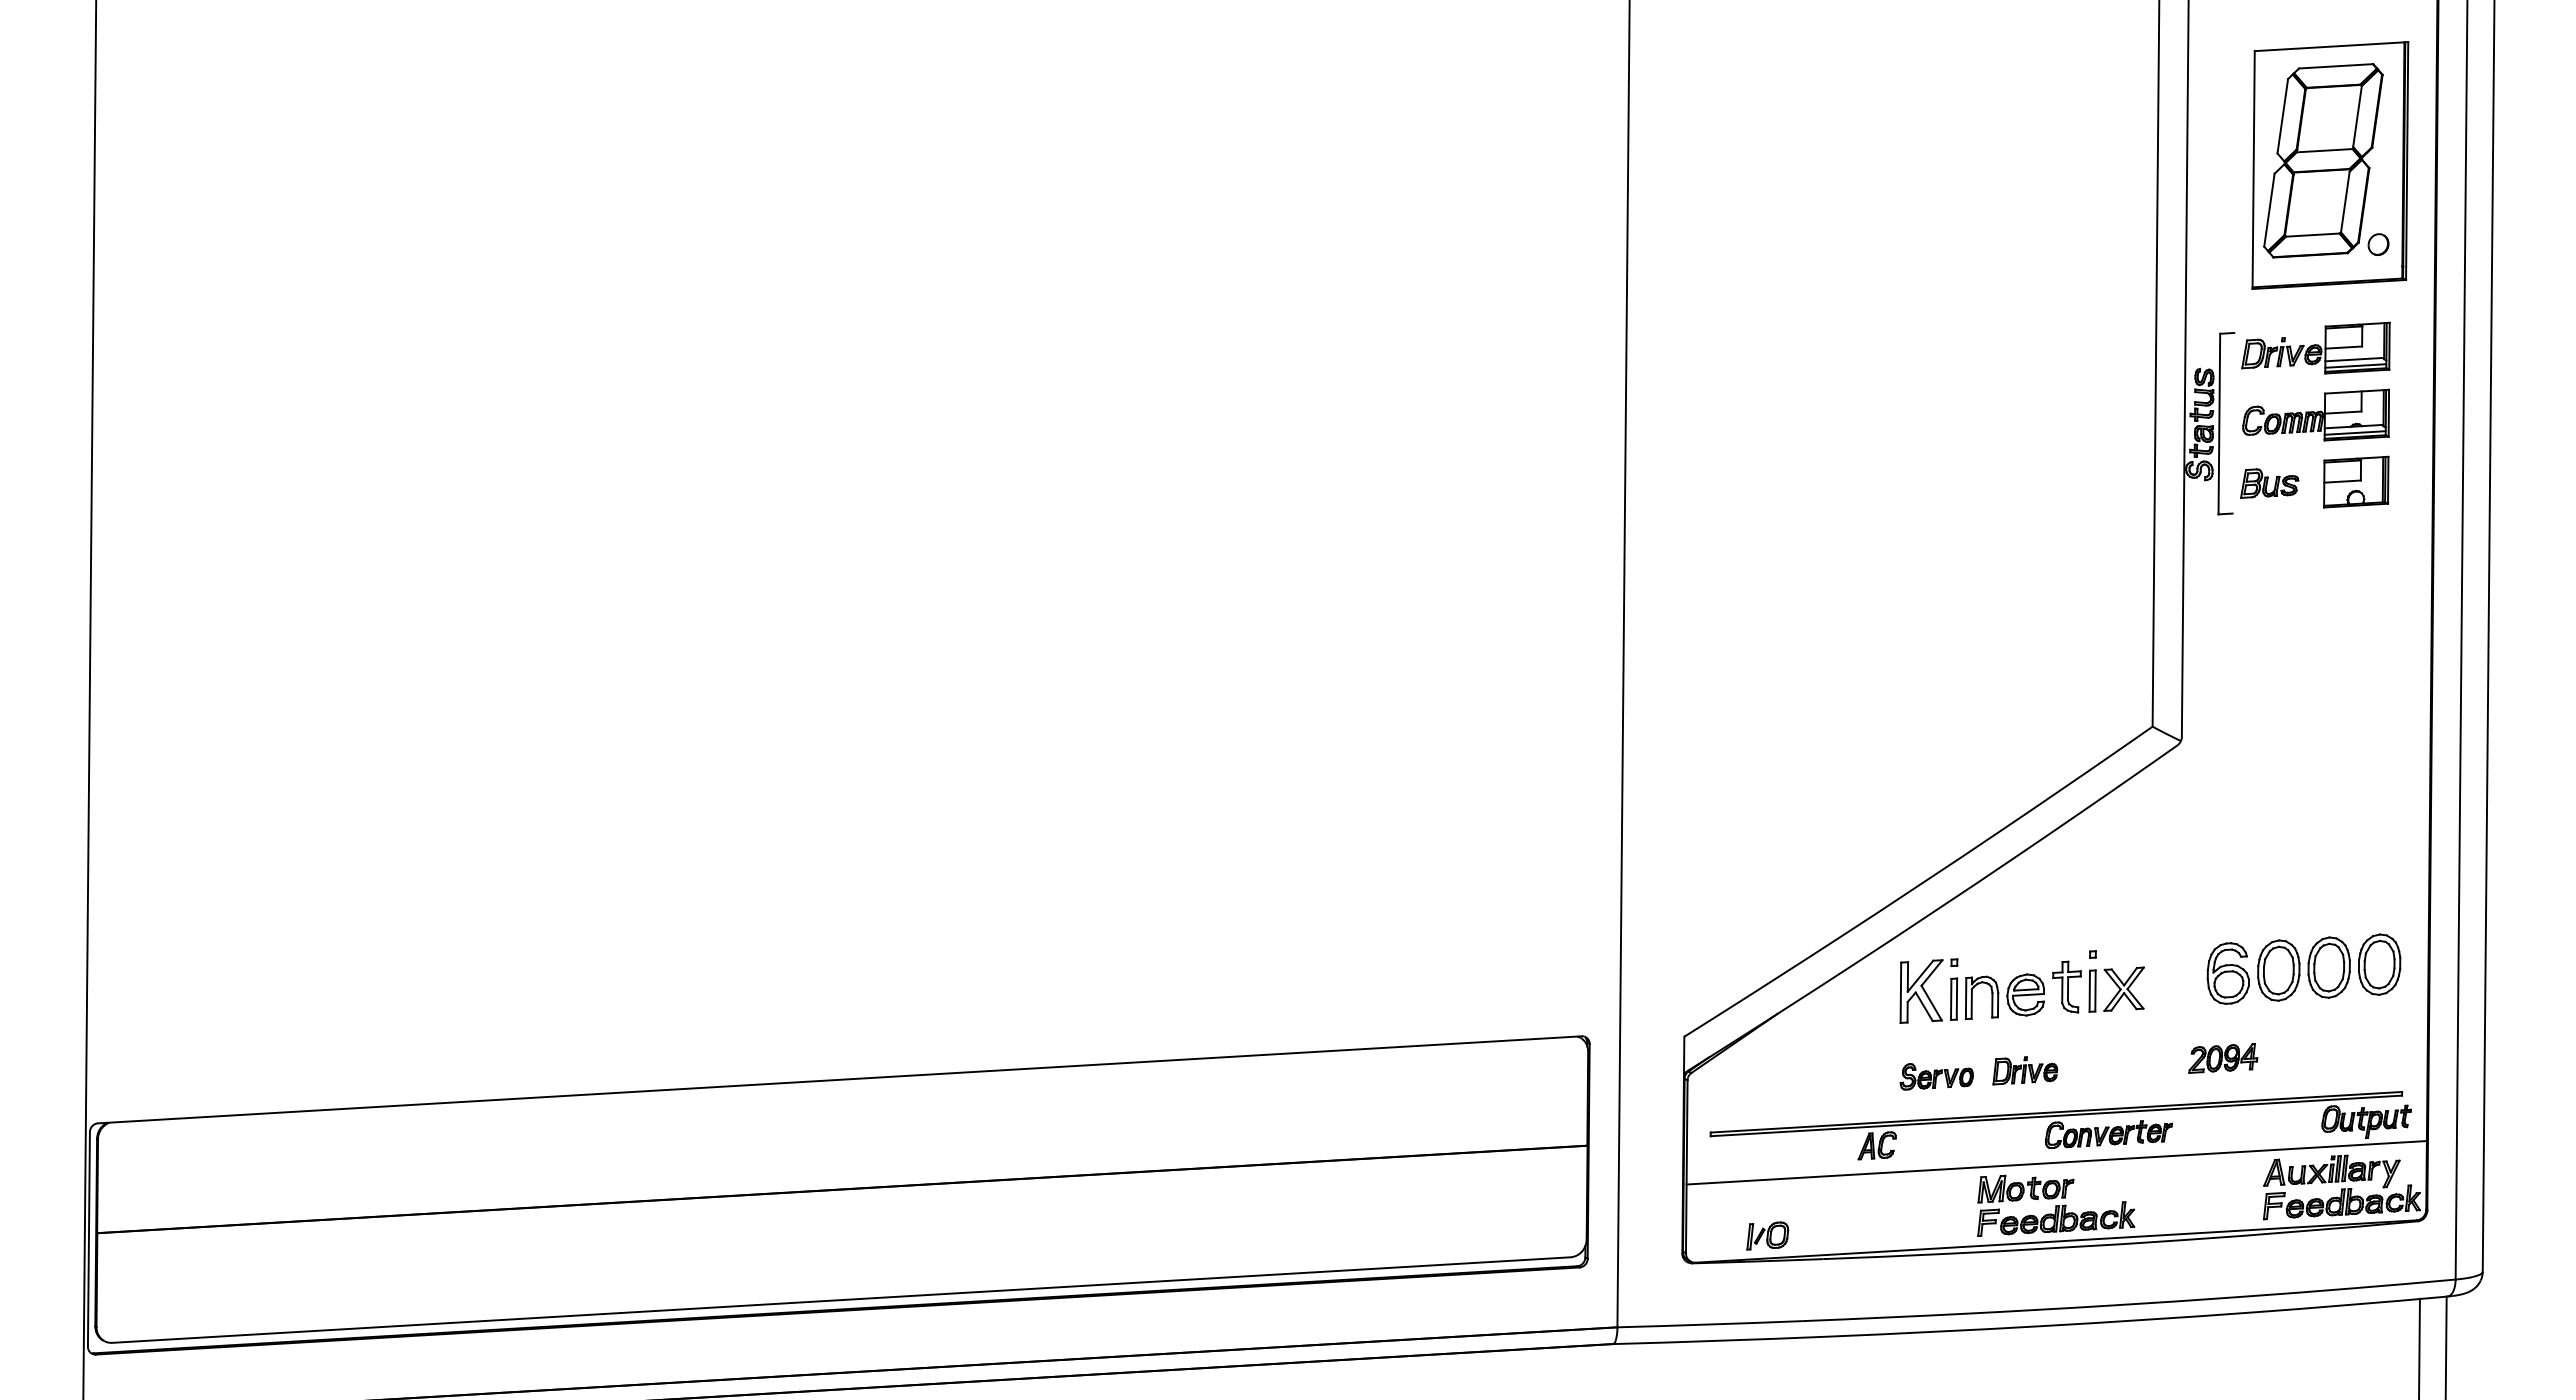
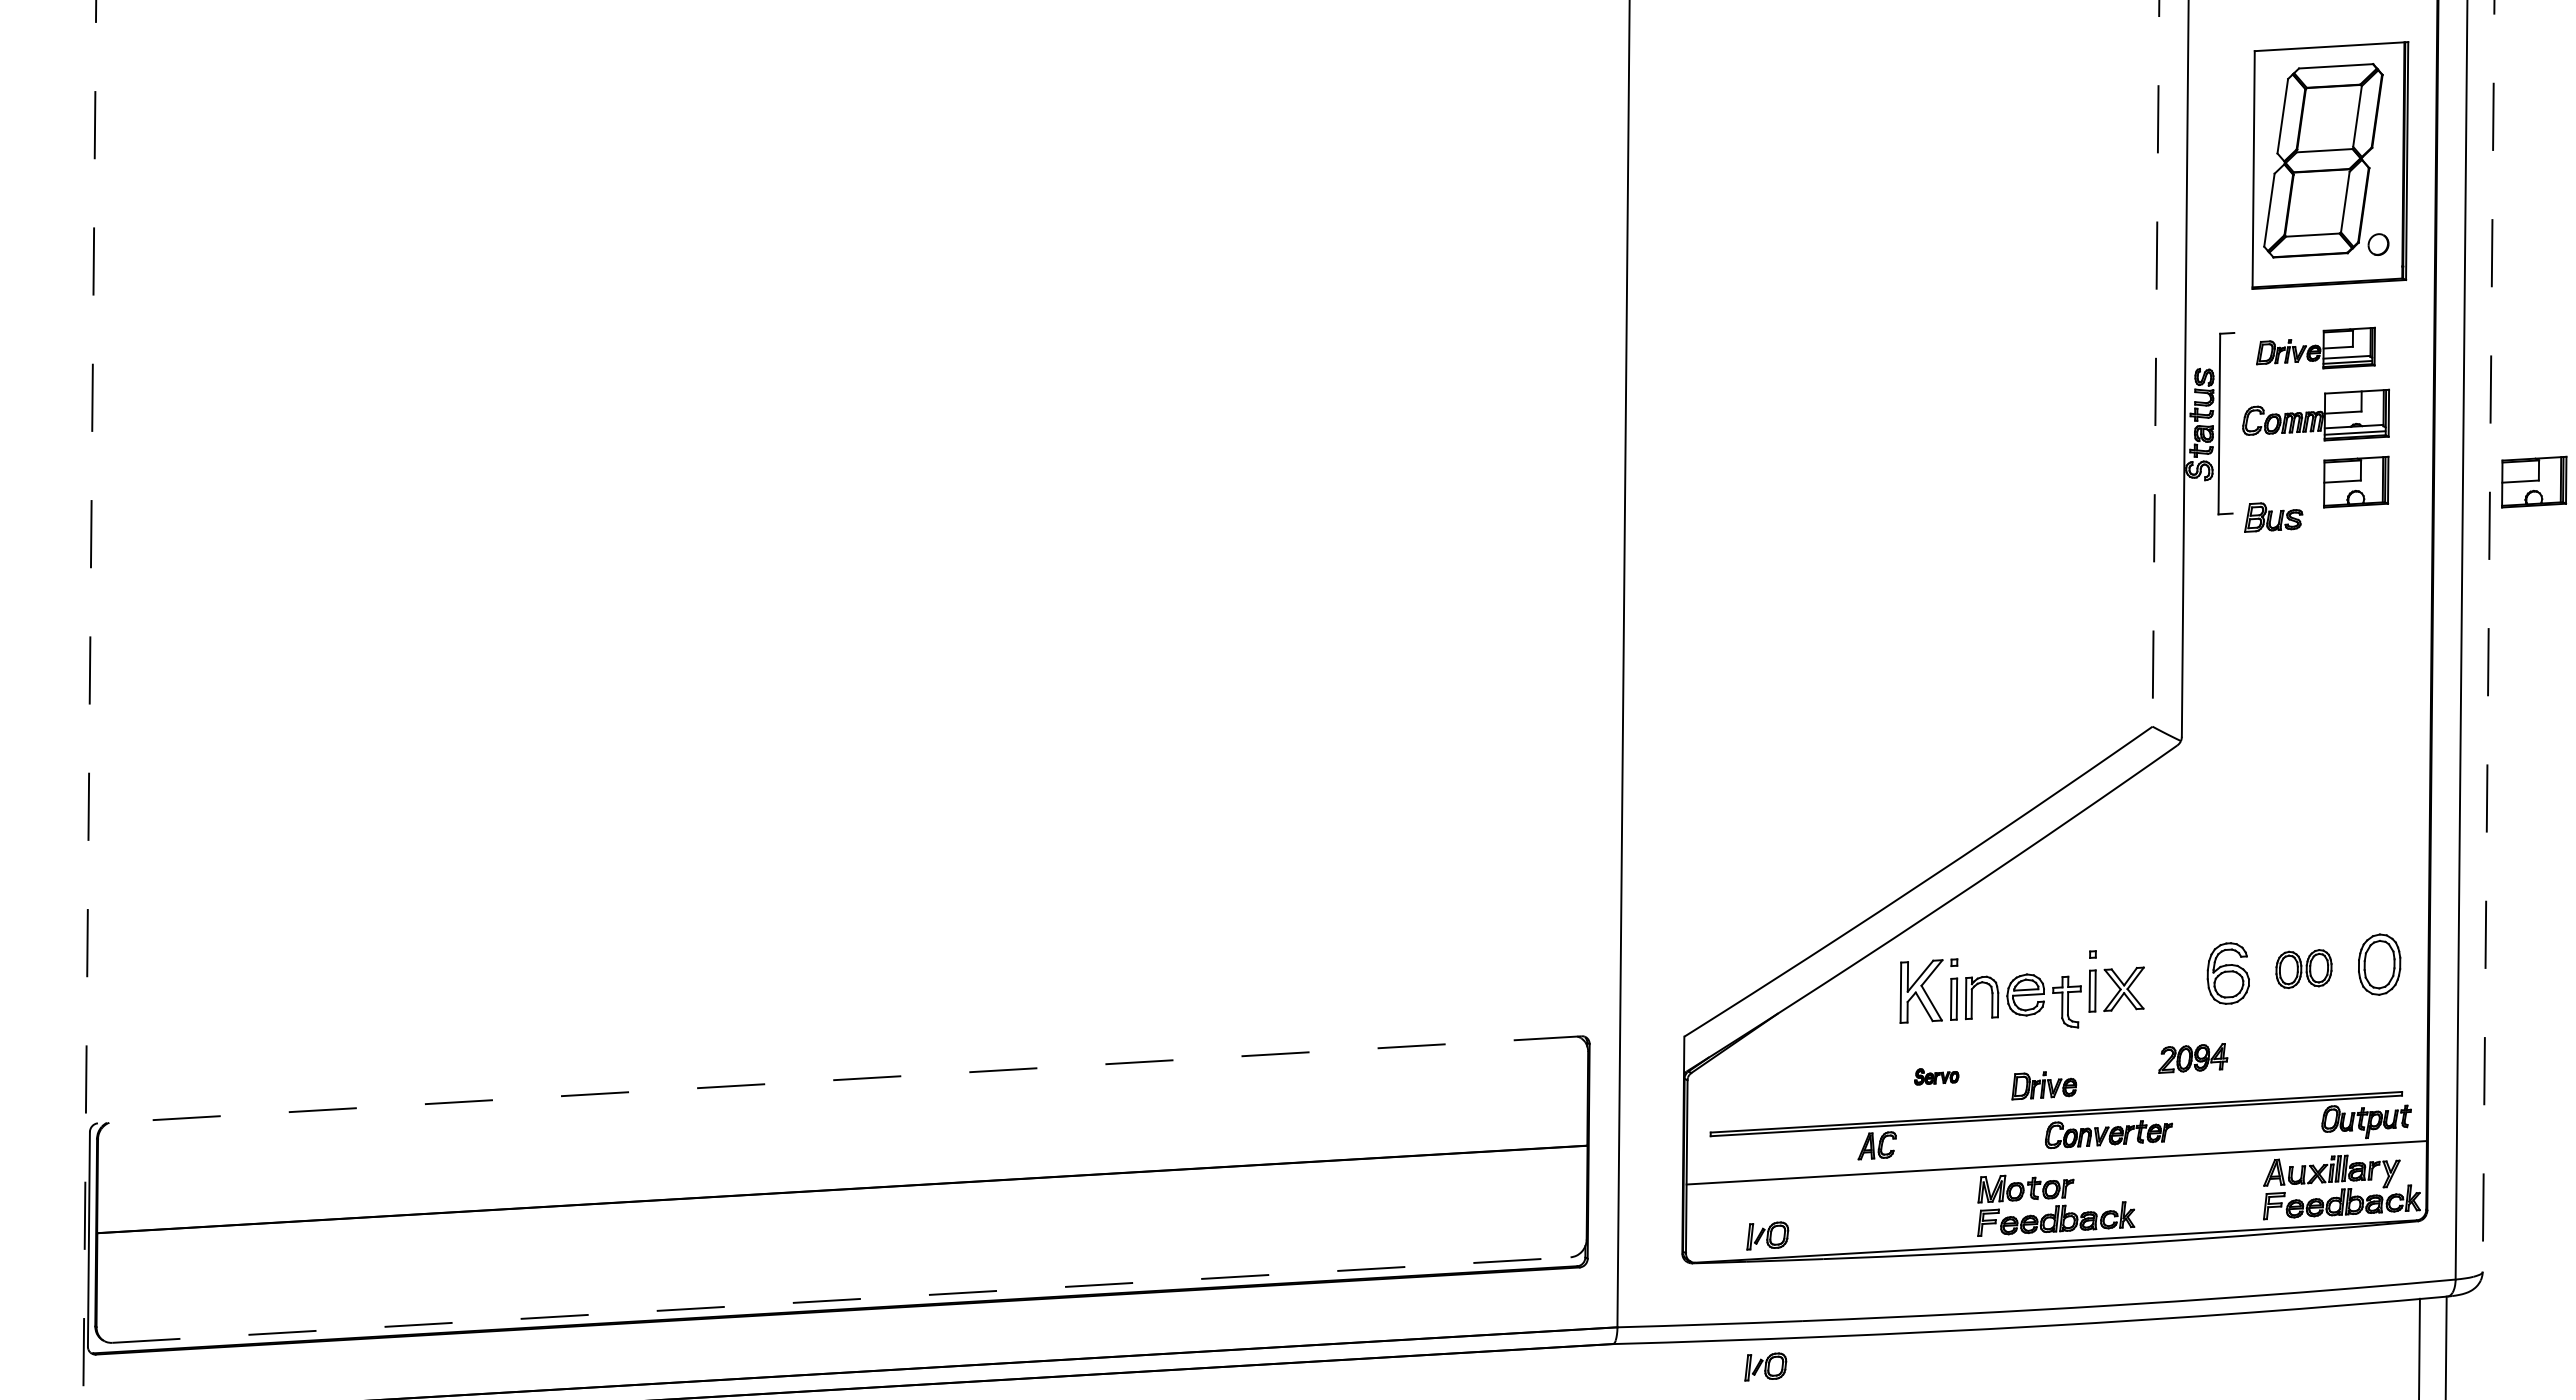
part size: 150x54 px -> 120x44 px (2315, 347)
line: solid -> dashed (2155, 363)
part: none -> present (2534, 481)
part position: (2269, 483) -> (2273, 517) (2273, 517)
line: solid -> dashed (2488, 635)
line: solid -> dashed (89, 700)
part size: 94x66 px -> 58x40 px (2303, 968)
part position: (2066, 986) -> (2066, 1001) (2066, 1001)
part position: (2223, 1058) -> (2193, 1058) (2193, 1058)
part position: (2025, 1070) -> (2044, 1085) (2044, 1085)
part size: 75x28 px -> 46x18 px (1936, 1076)
line: solid -> dashed (839, 1079)
line: solid -> dashed (841, 1300)
part: none -> present (1765, 1366)
